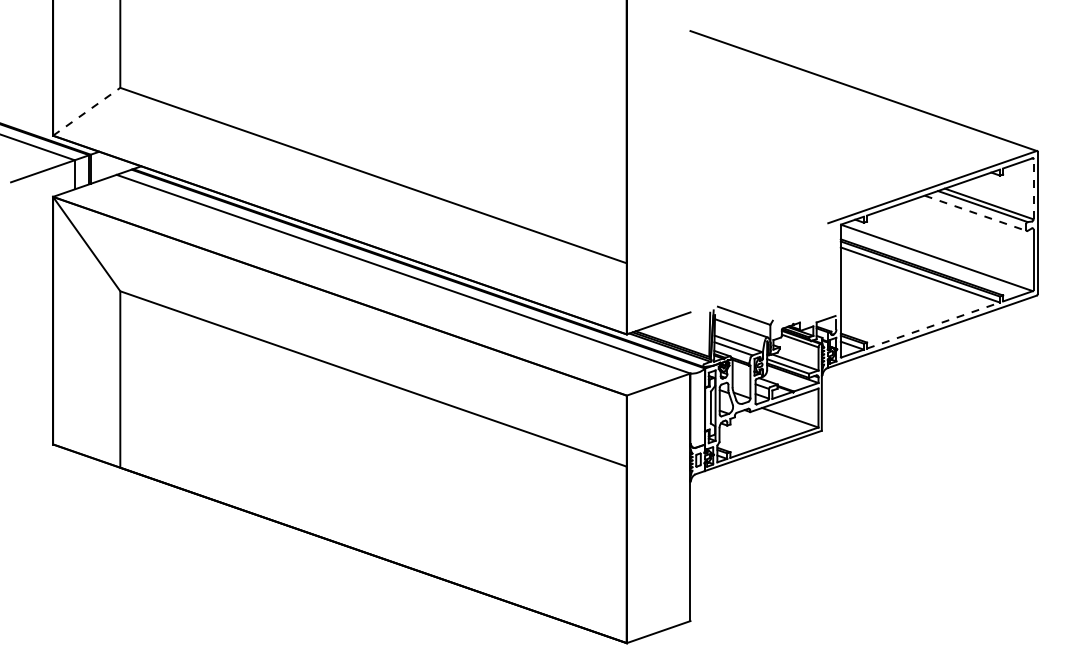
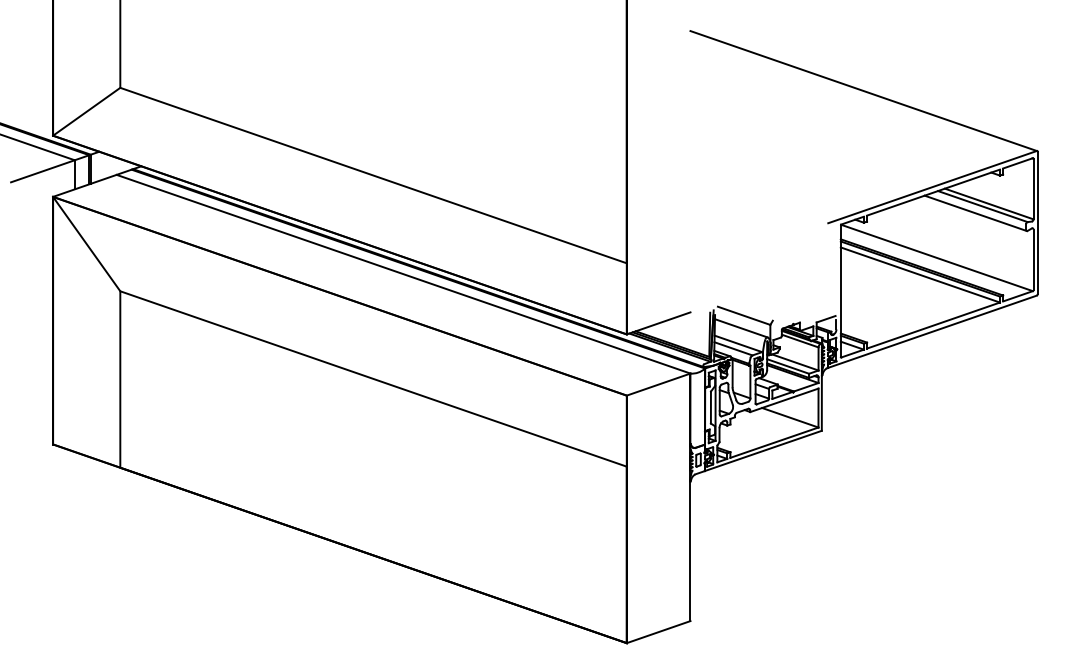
line: dashed -> solid (87, 111)
line: dashed -> solid (1033, 188)
line: dashed -> solid (976, 213)
line: dashed -> solid (933, 325)
